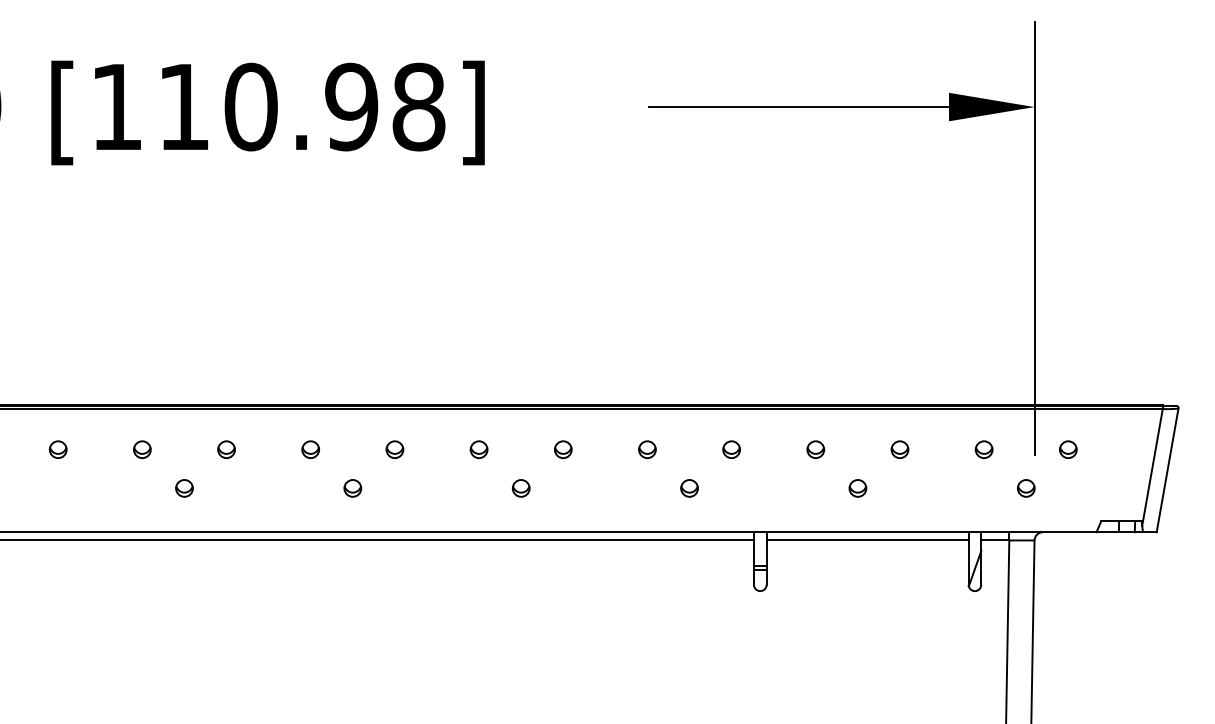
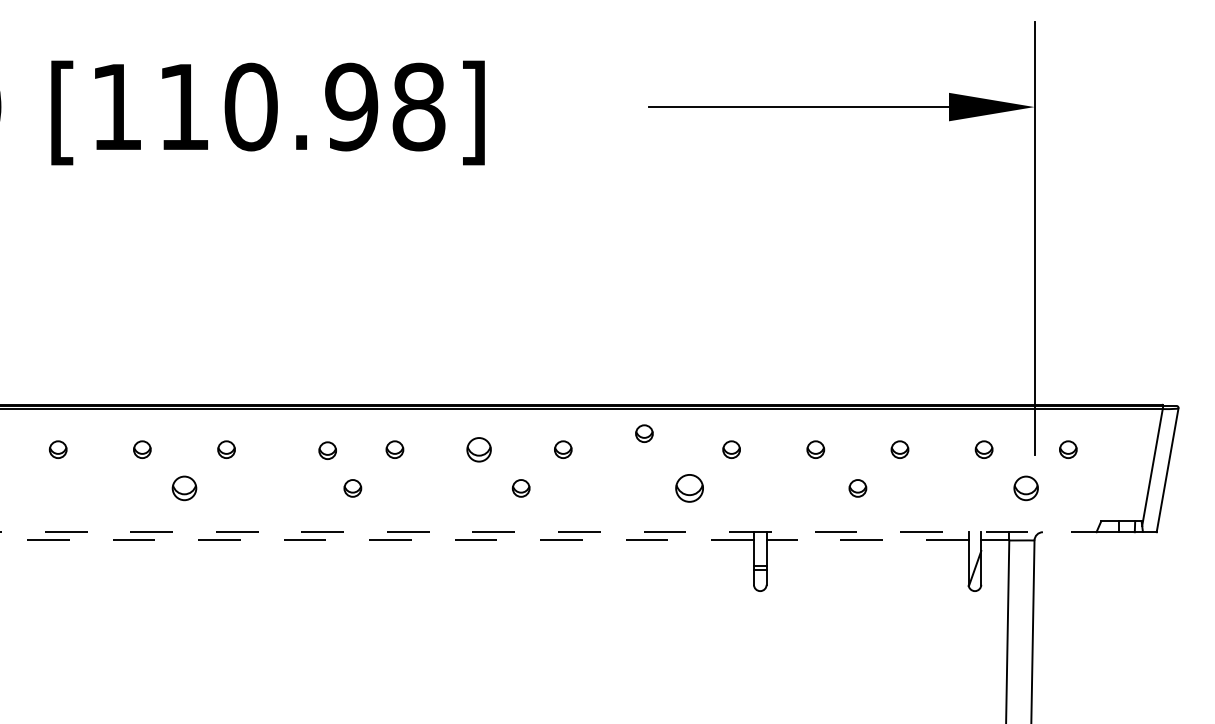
part position: (310, 449) -> (327, 450) (327, 450)
part size: 20x19 px -> 26x26 px (478, 449)
part position: (647, 449) -> (644, 433) (644, 433)
part size: 19x19 px -> 27x27 px (184, 488)
part size: 19x19 px -> 29x29 px (689, 488)
part size: 19x19 px -> 26x27 px (1025, 488)
line: solid -> dashed (548, 532)
line: solid -> dashed (377, 540)
line: solid -> dashed (867, 540)
